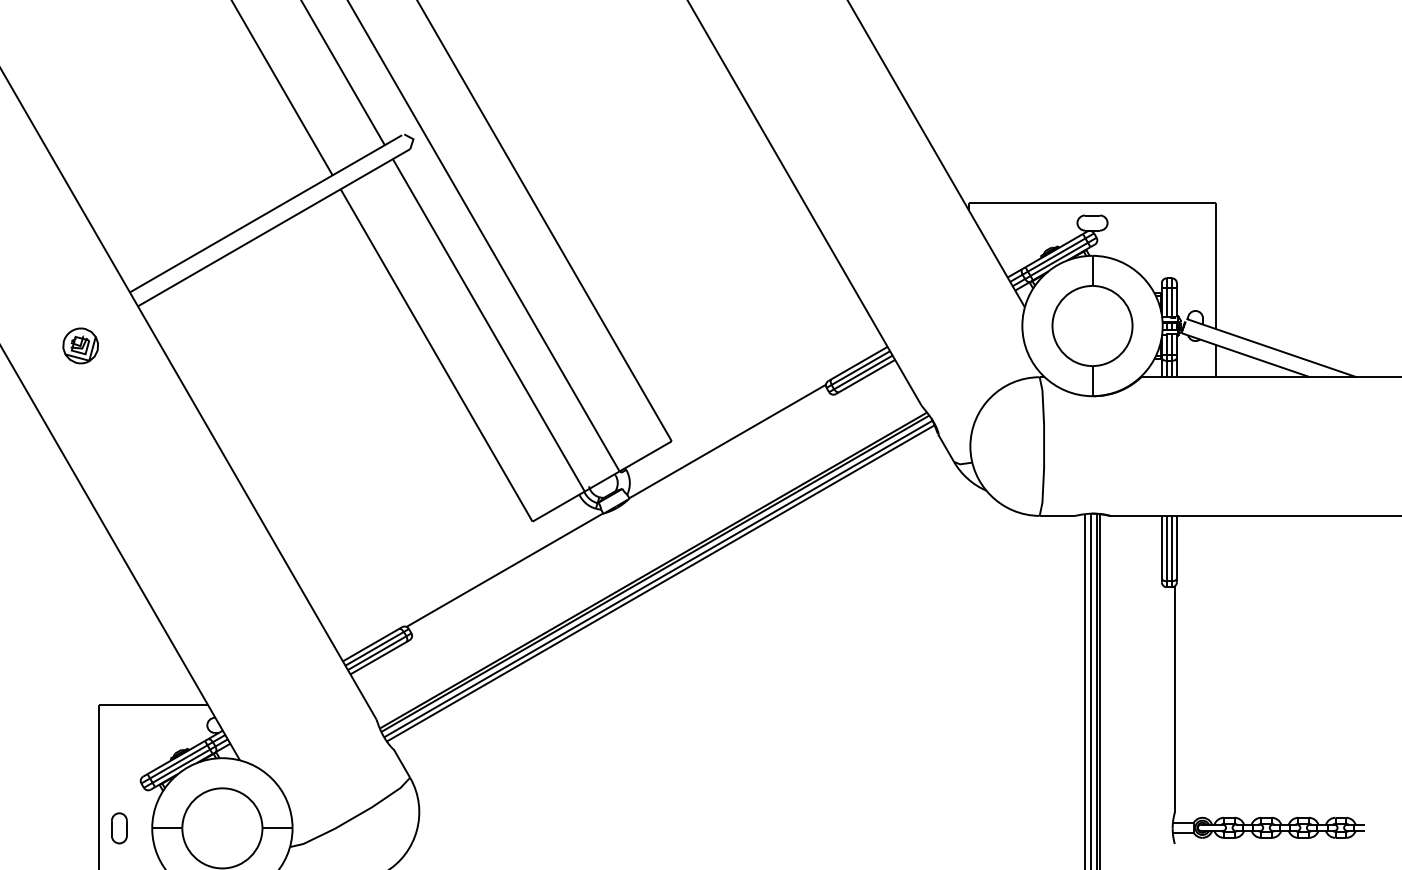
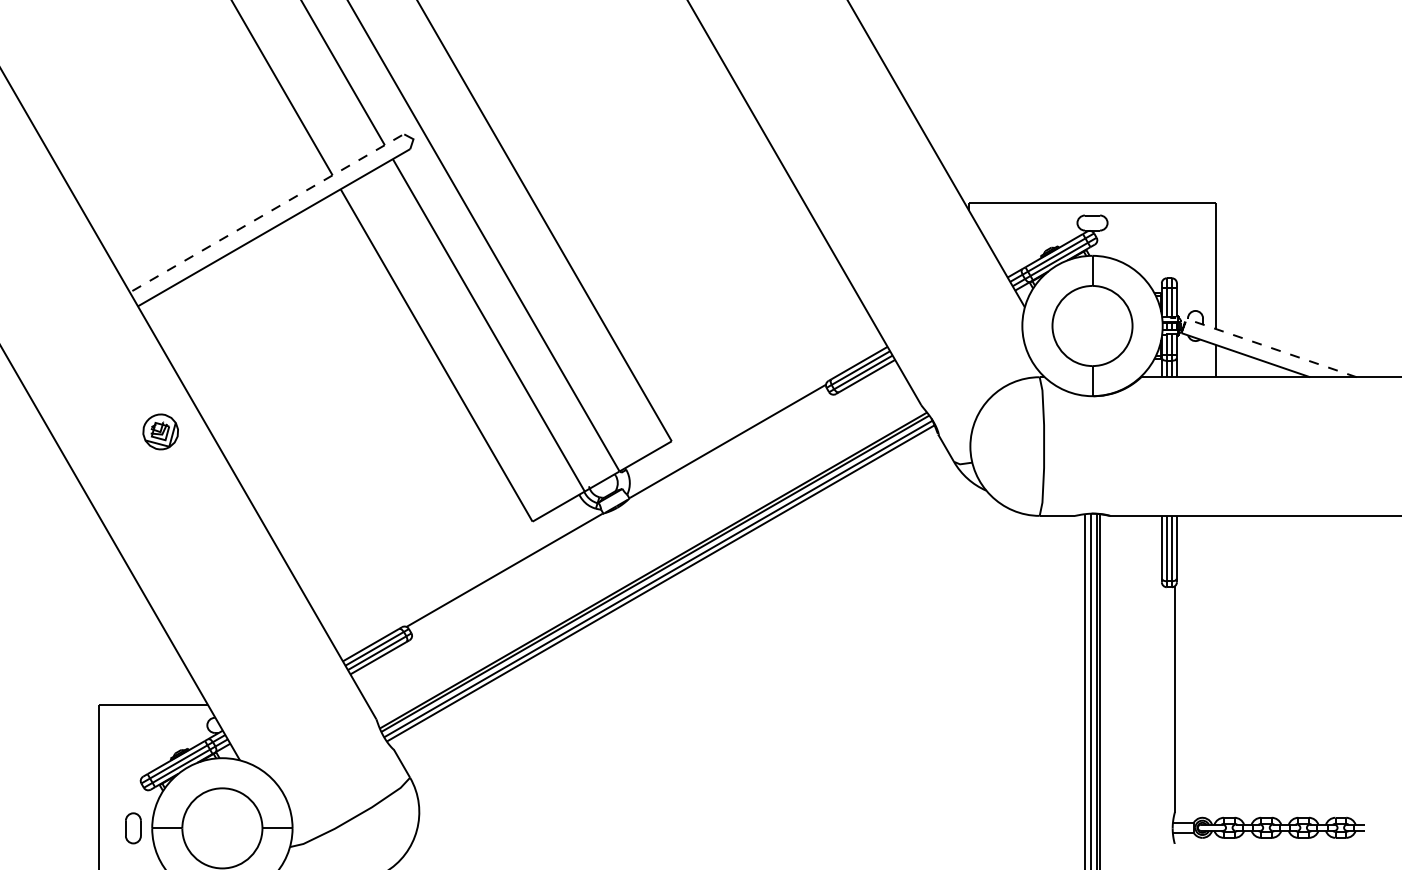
line: solid -> dashed (265, 214)
part position: (80, 345) -> (160, 431) (160, 431)
line: solid -> dashed (1271, 347)
part position: (119, 828) -> (133, 828) (133, 828)
